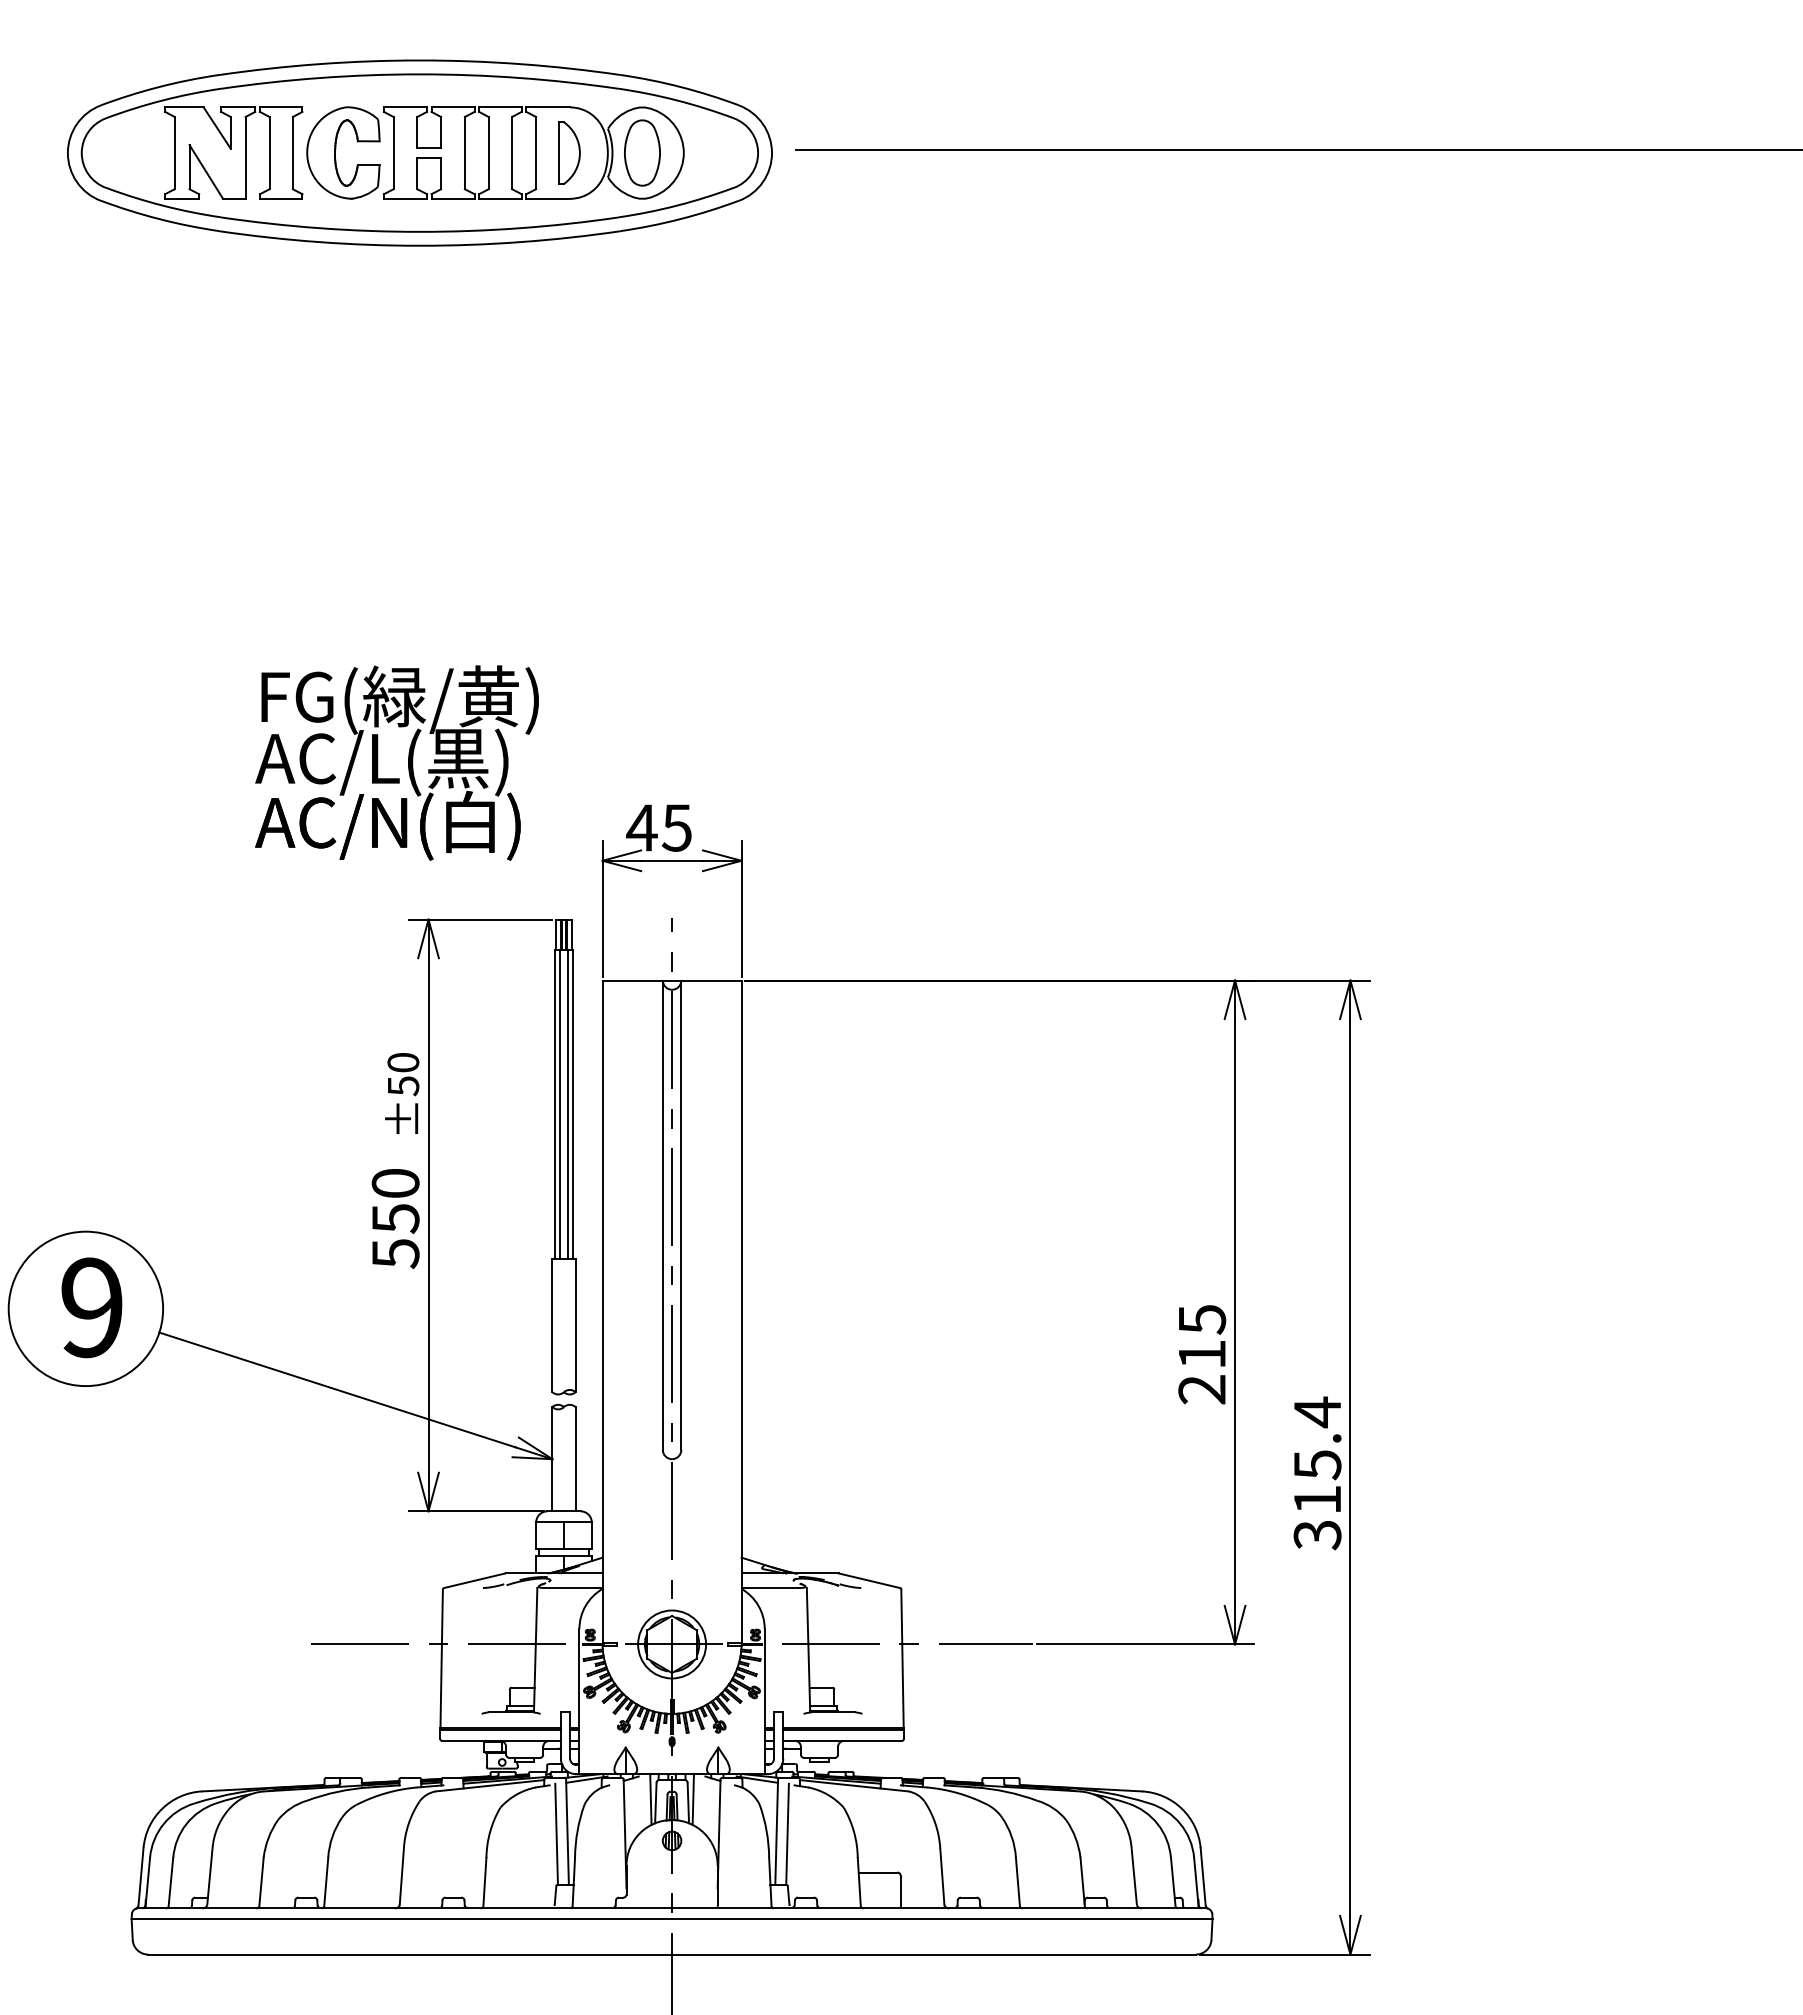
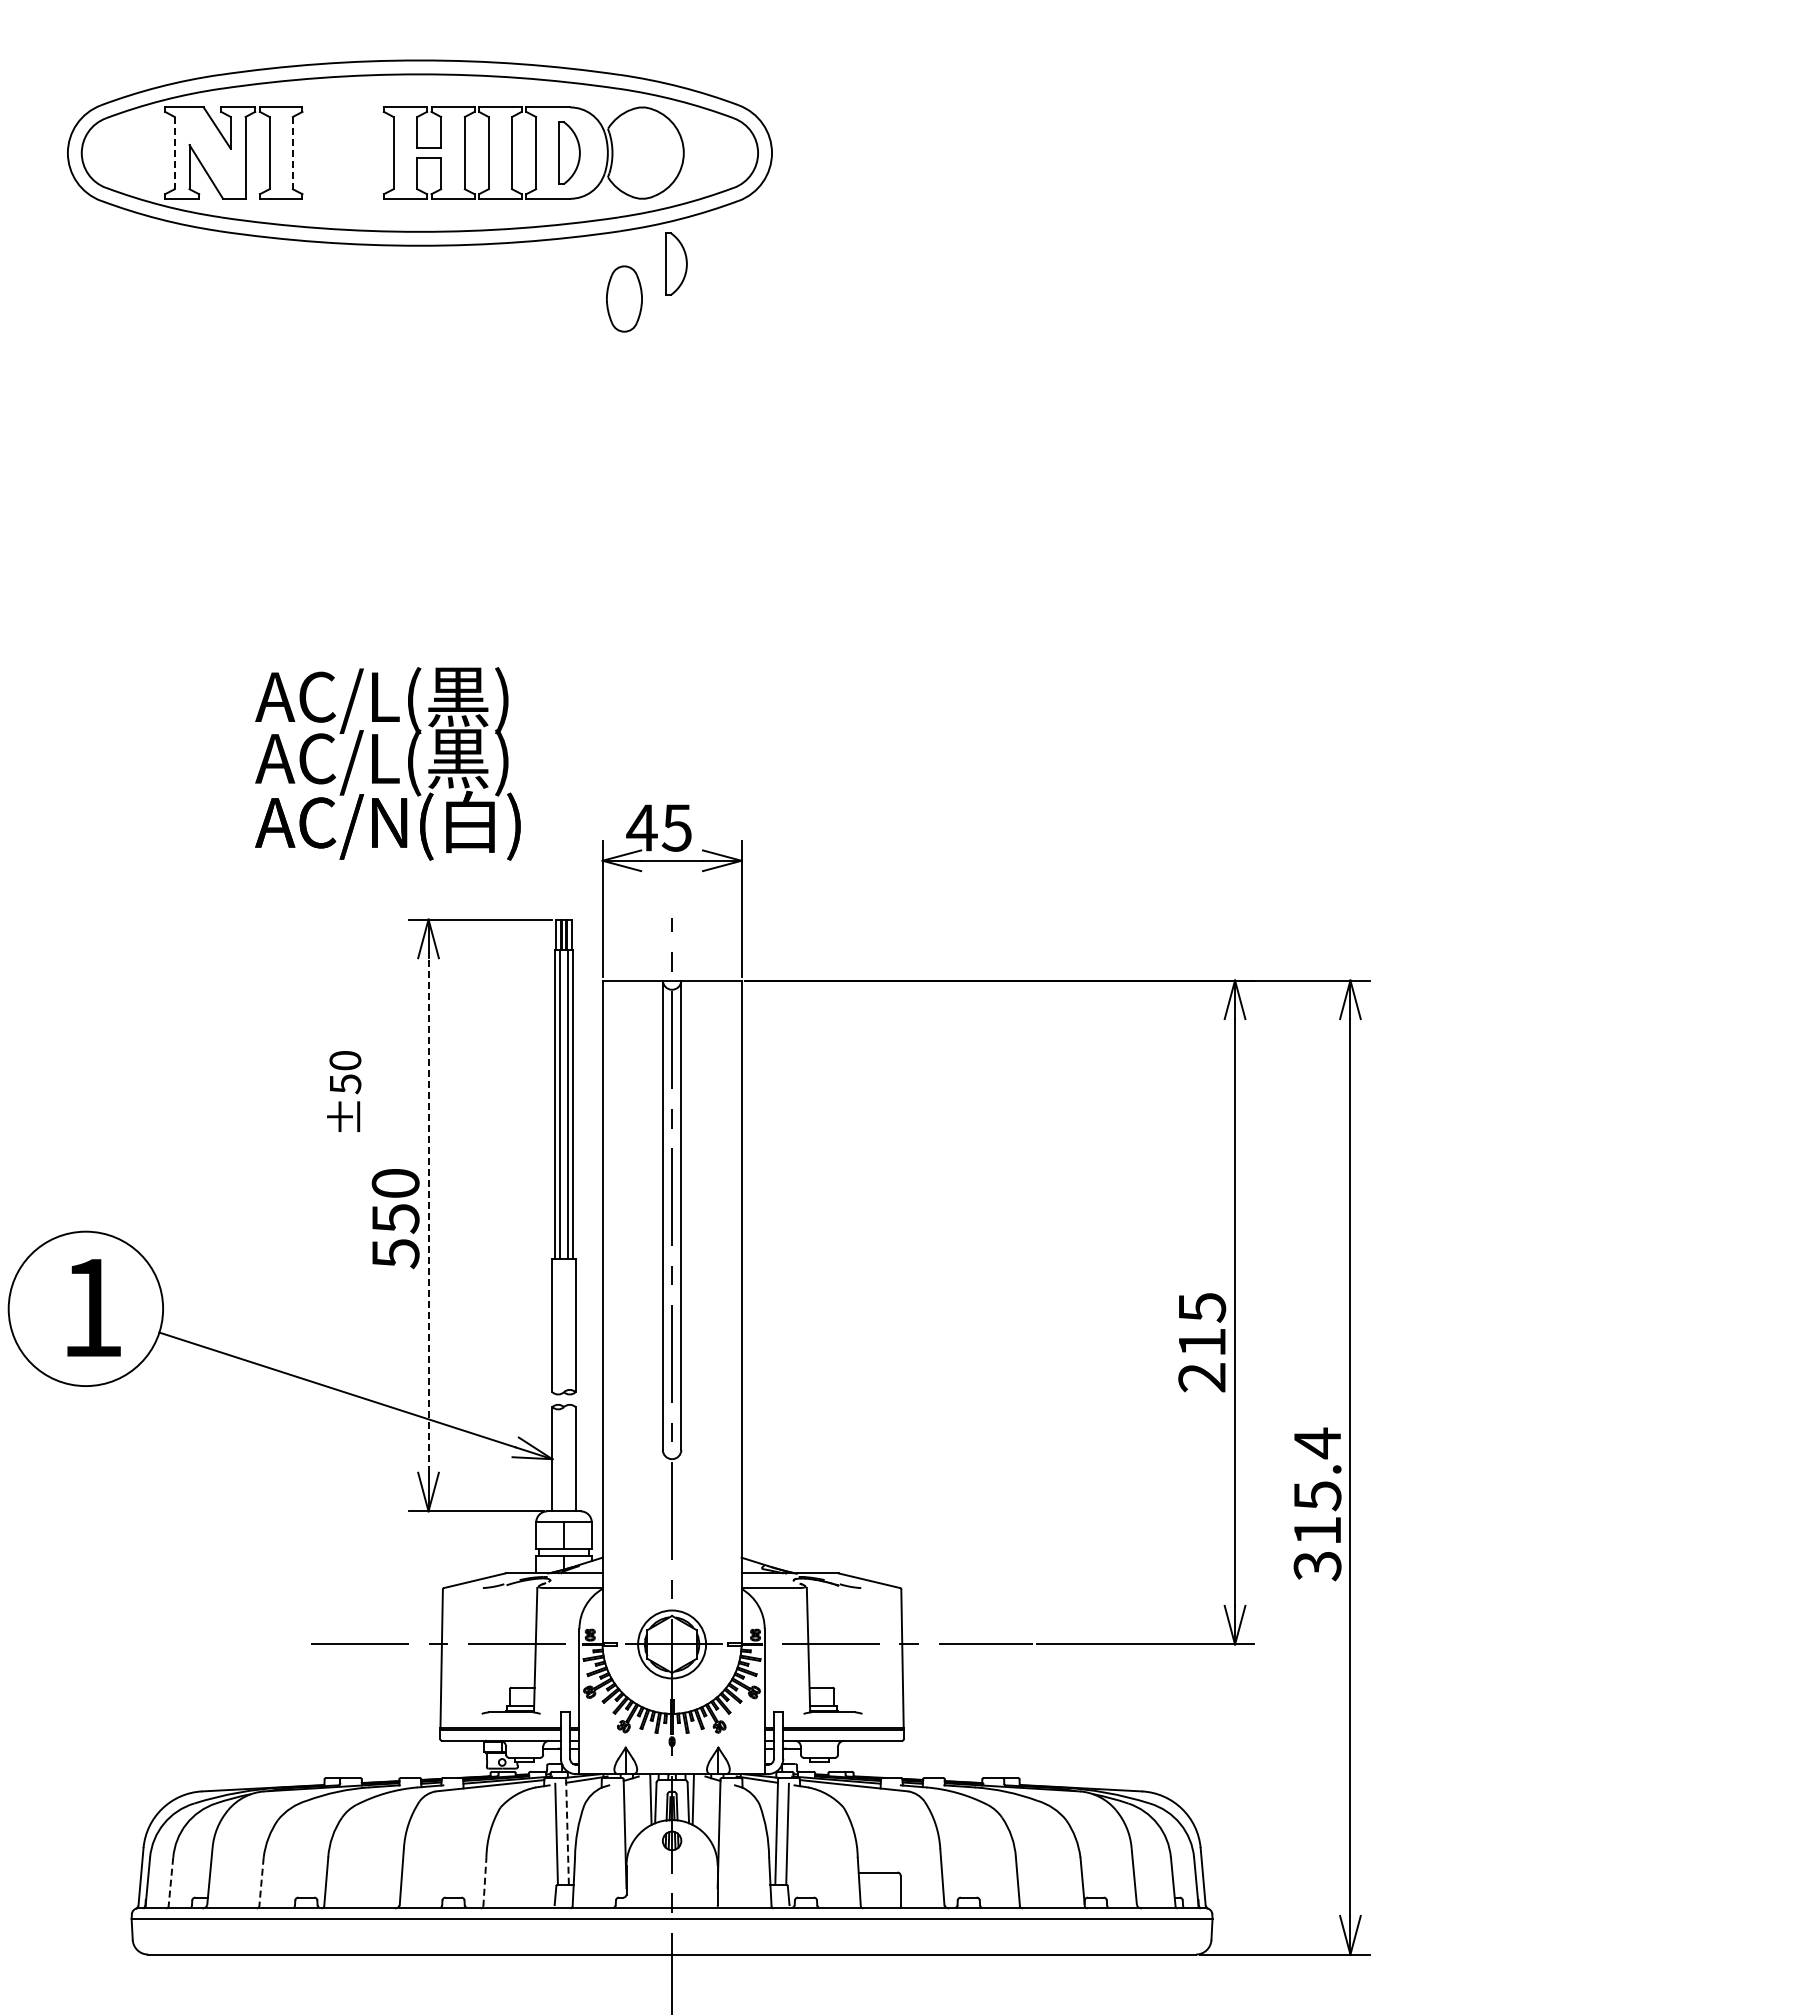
part: present -> none (336, 149)
line: present -> none (1297, 149)
part position: (642, 152) -> (624, 298) (624, 298)
line: solid -> dashed (174, 153)
line: solid -> dashed (292, 153)
part: none -> present (676, 263)
text: FG(緑/黄) -> AC/L(黒) (396, 699)
text position: (402, 1093) -> (344, 1091) (344, 1091)
line: solid -> dashed (428, 1214)
text: 9 -> 1 (91, 1307)
text position: (1202, 1354) -> (1202, 1342) (1202, 1342)
text position: (1317, 1473) -> (1317, 1504) (1317, 1504)
line: solid -> dashed (567, 1832)
line: solid -> dashed (484, 1881)
line: solid -> dashed (170, 1882)
line: solid -> dashed (261, 1882)
